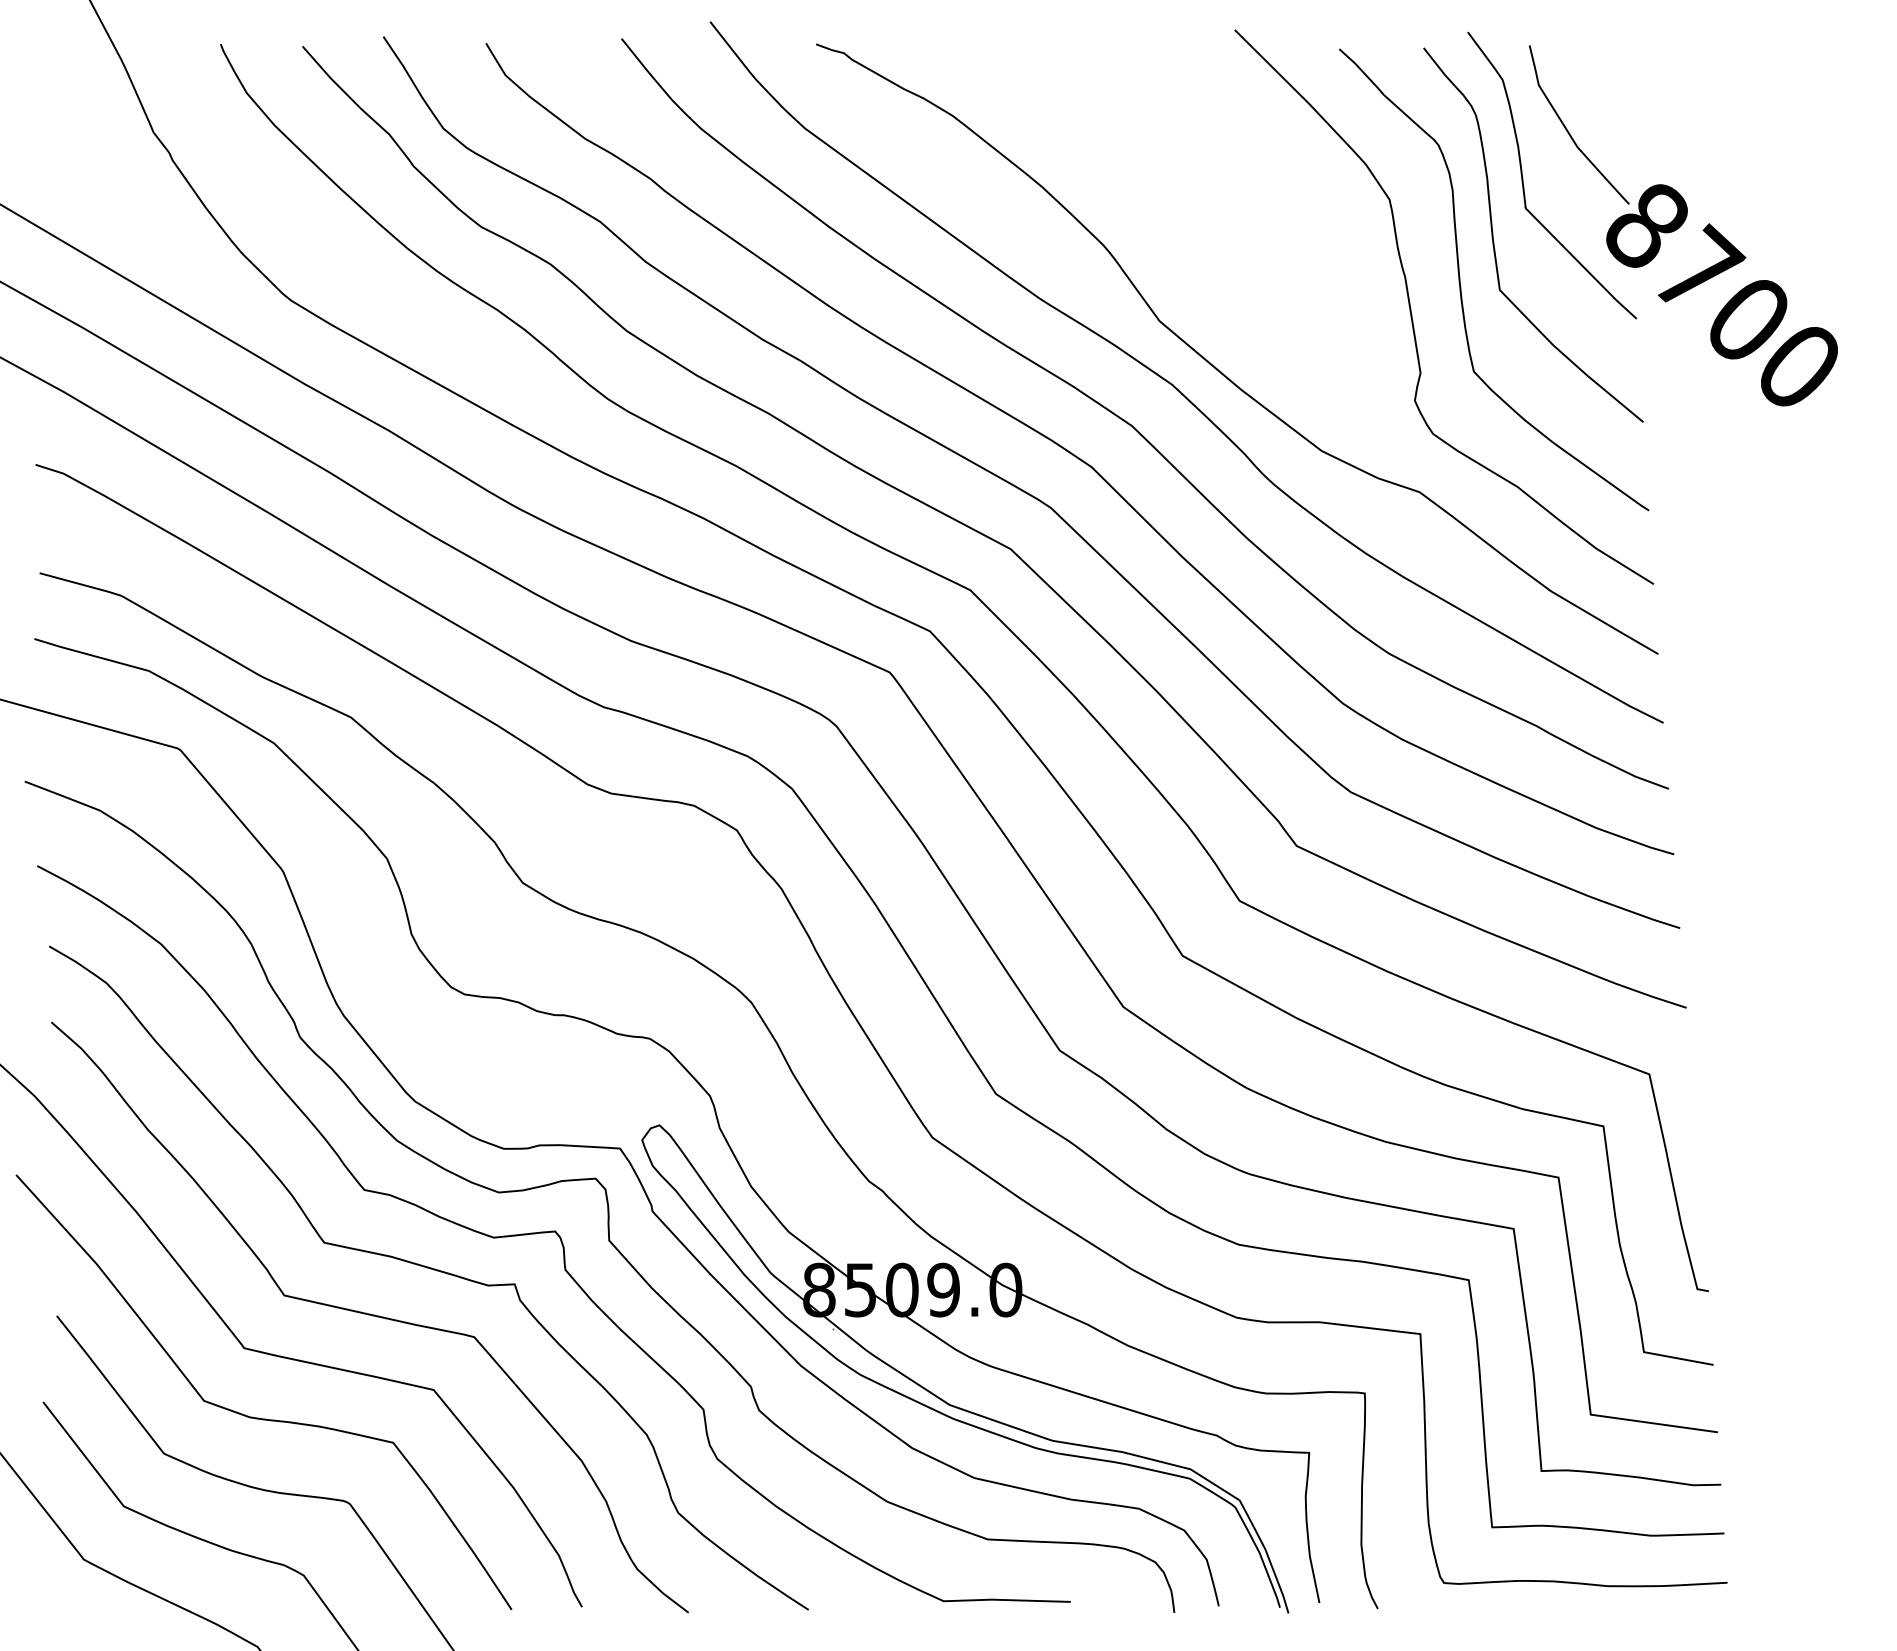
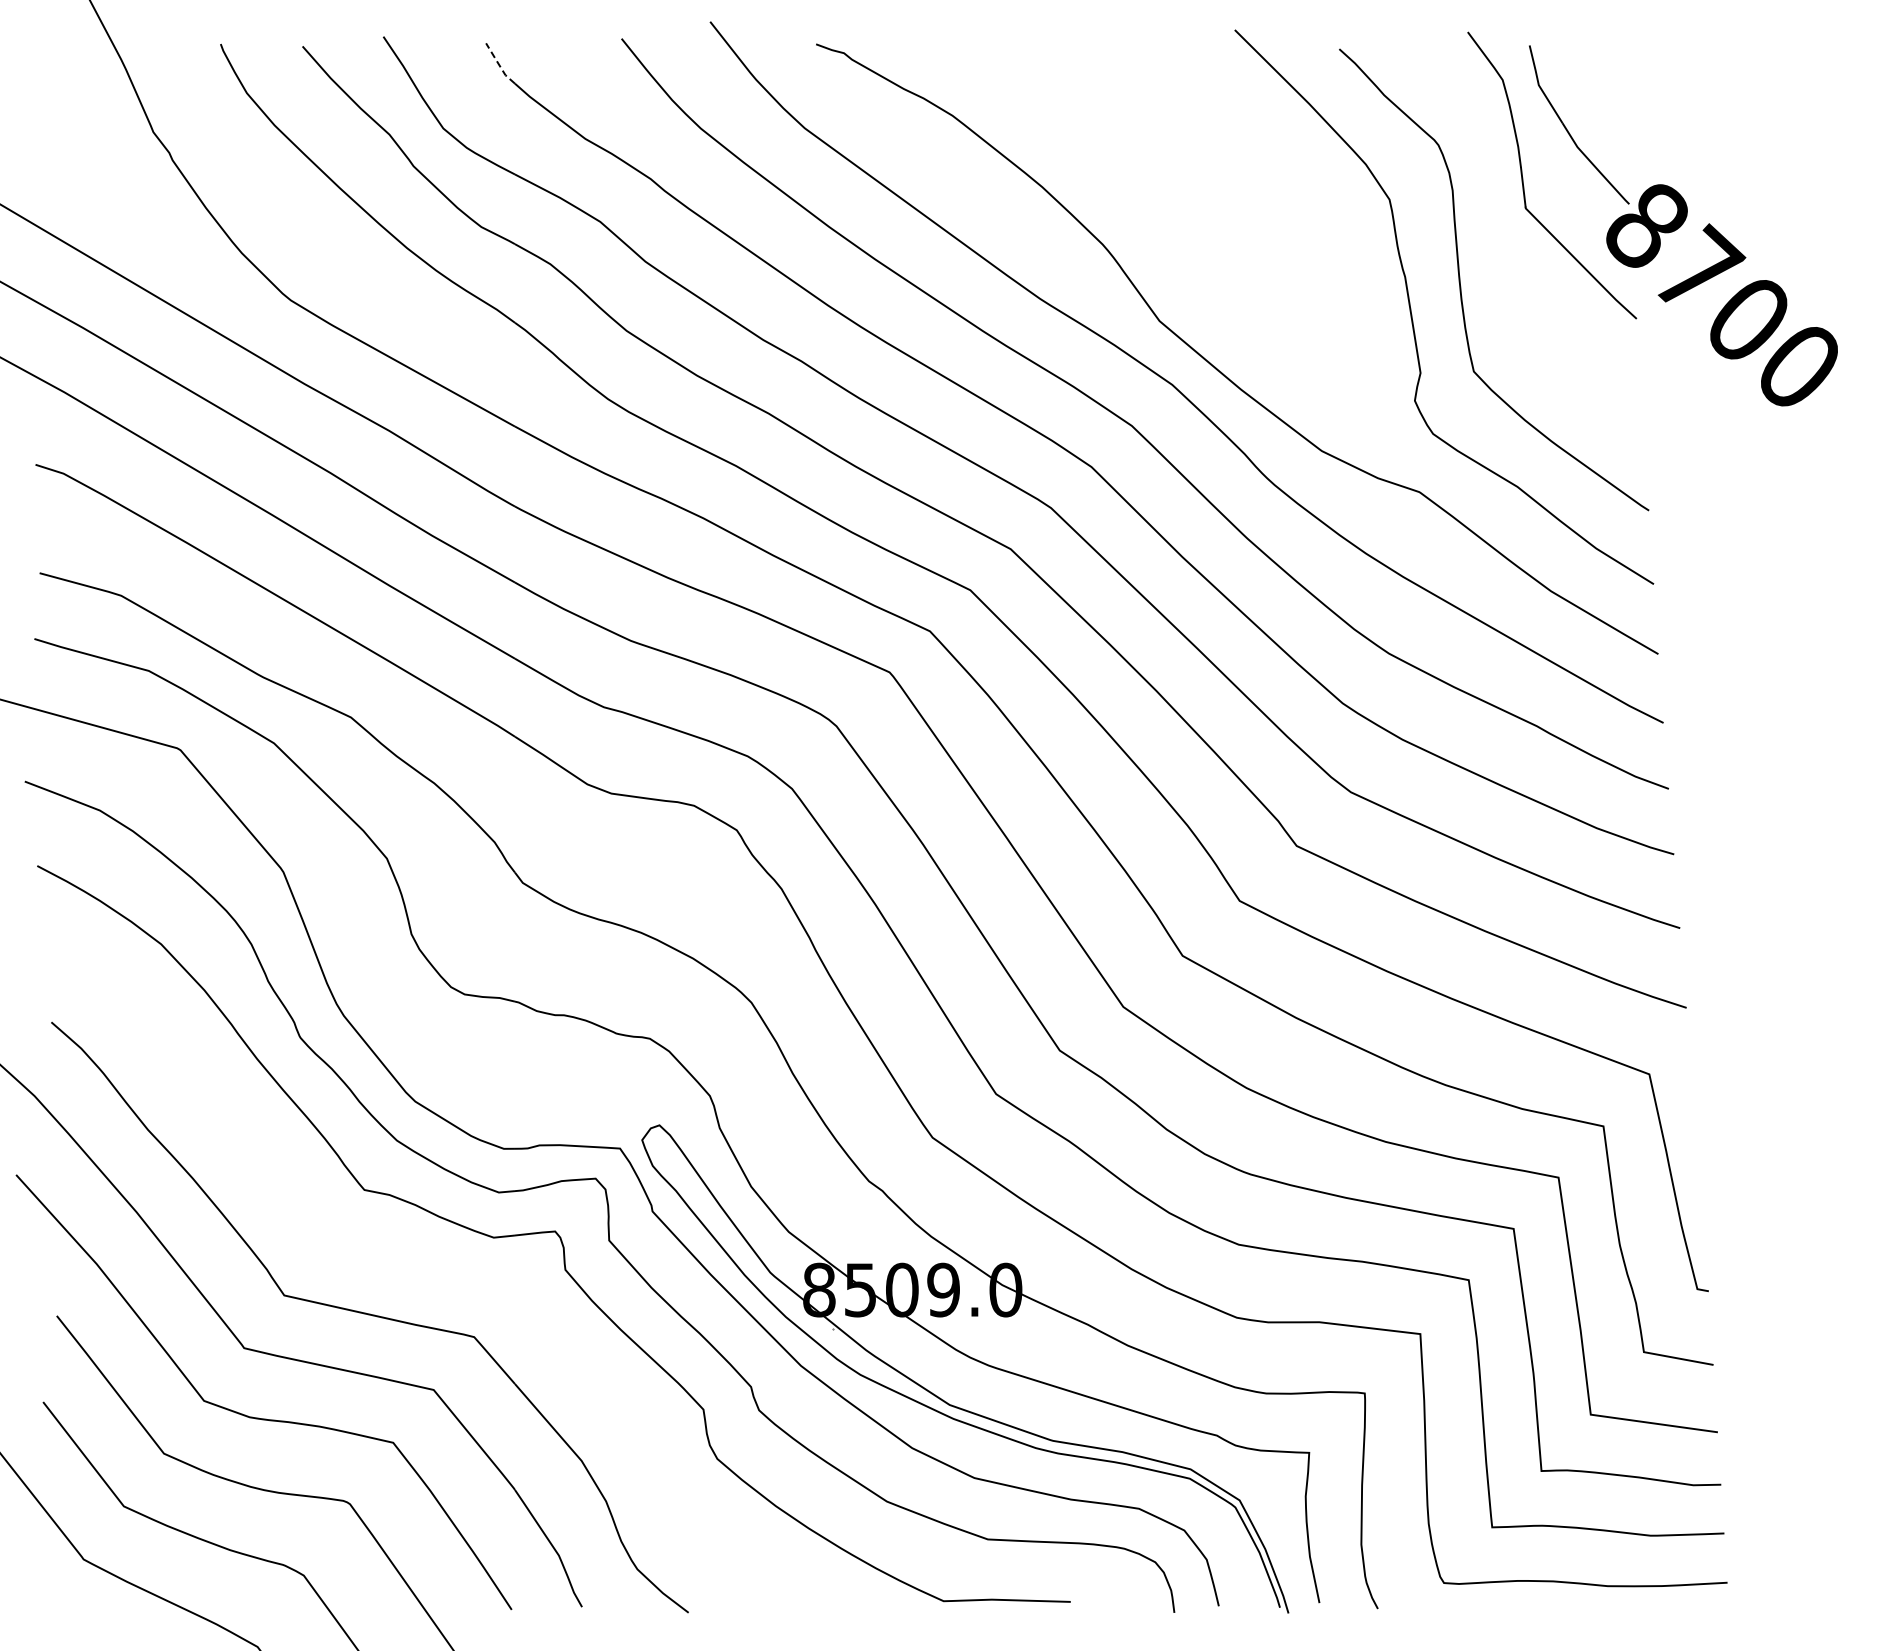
line: solid -> dashed (499, 64)
curve: present -> none (1494, 241)
part: present -> none (430, 1269)
